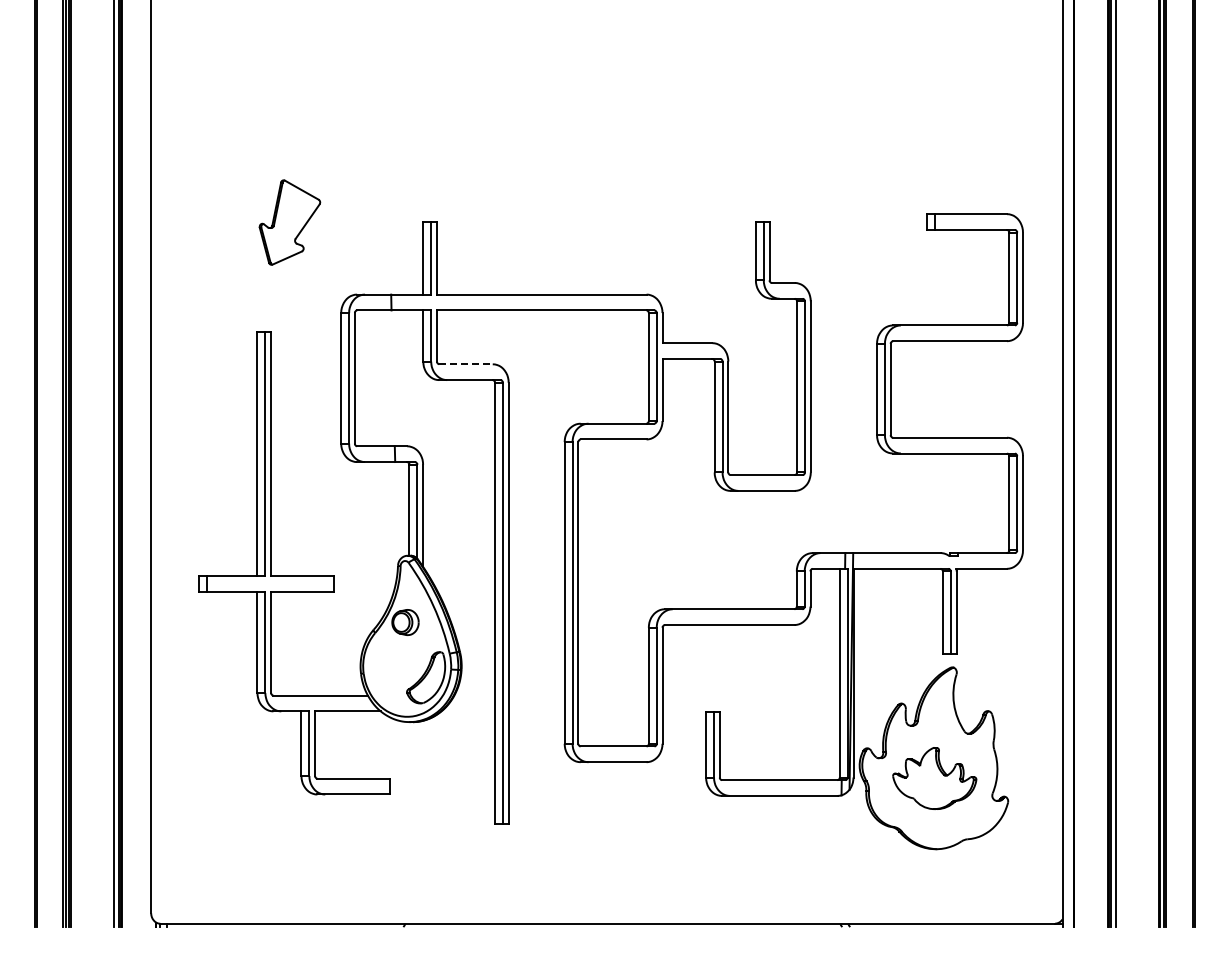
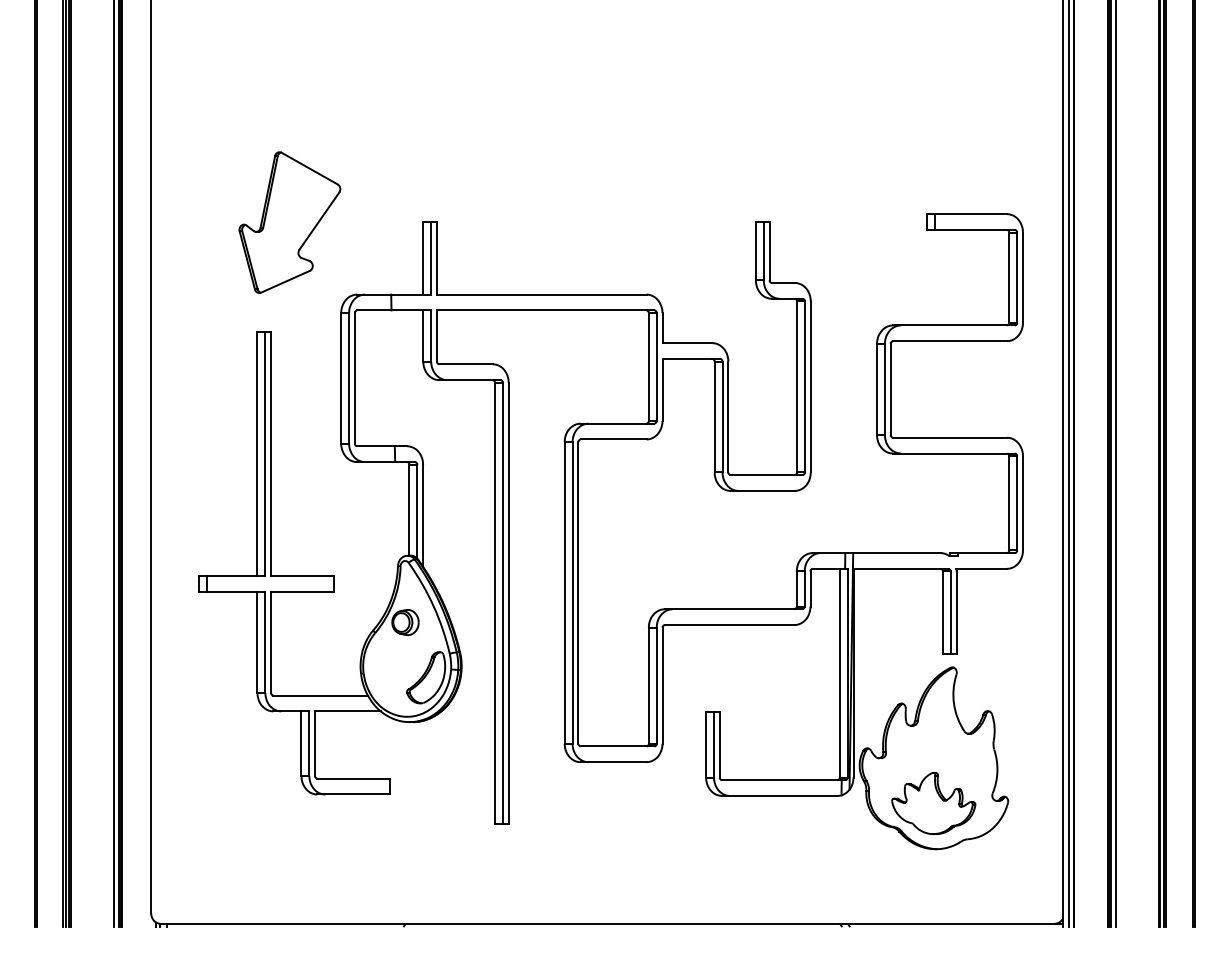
part size: 64x87 px -> 104x143 px (289, 222)
line: dashed -> solid (466, 364)
line: none -> present (1069, 464)
part position: (934, 778) -> (933, 803) (933, 803)
